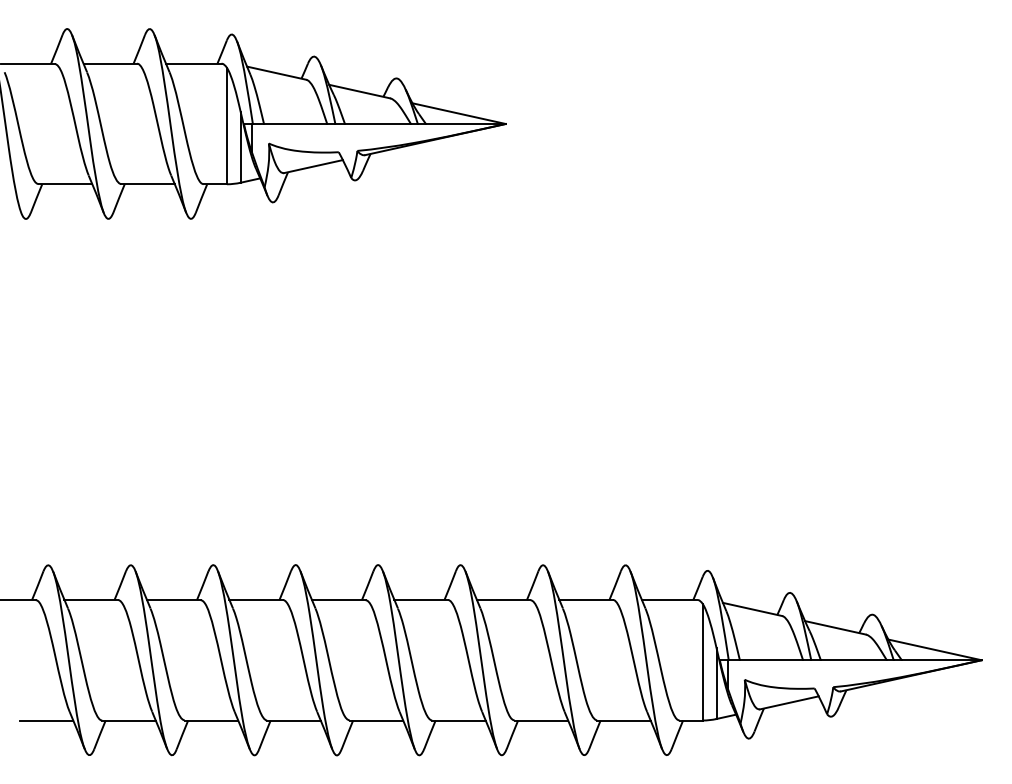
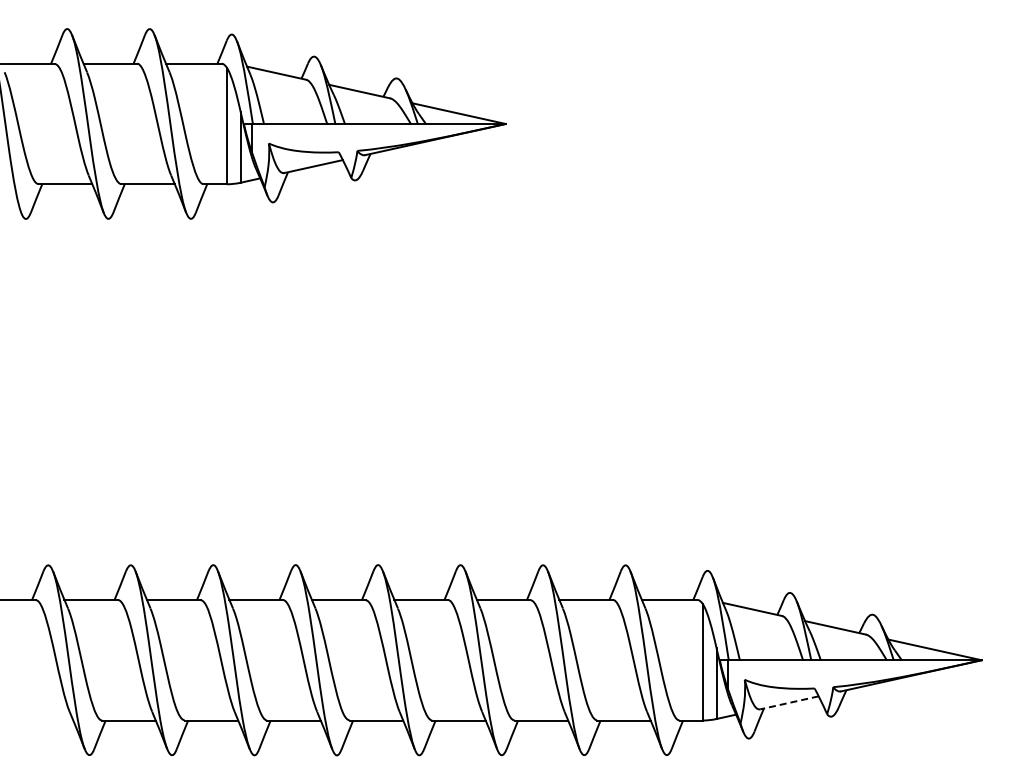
line: solid -> dashed (788, 702)
line: present -> none (46, 720)
